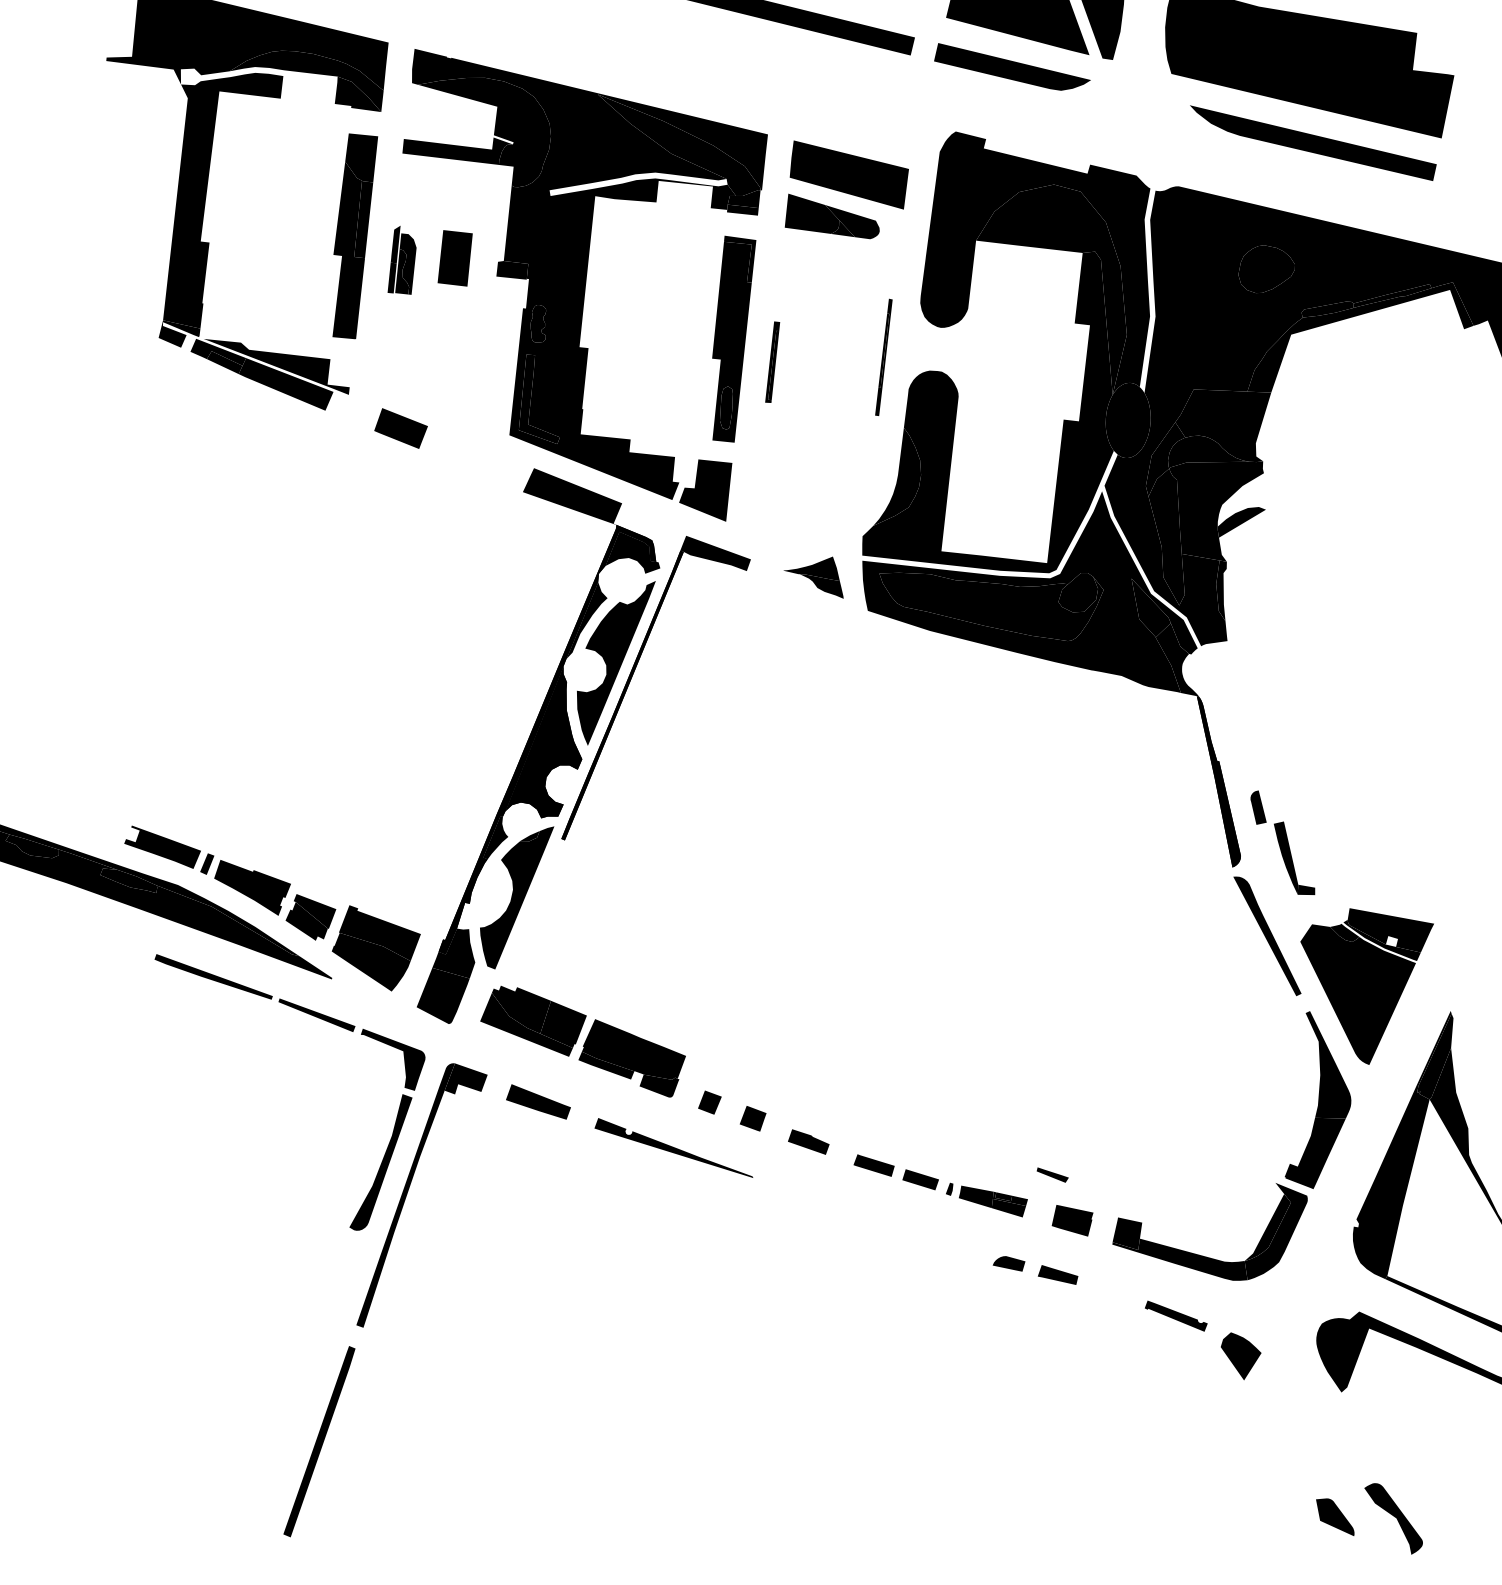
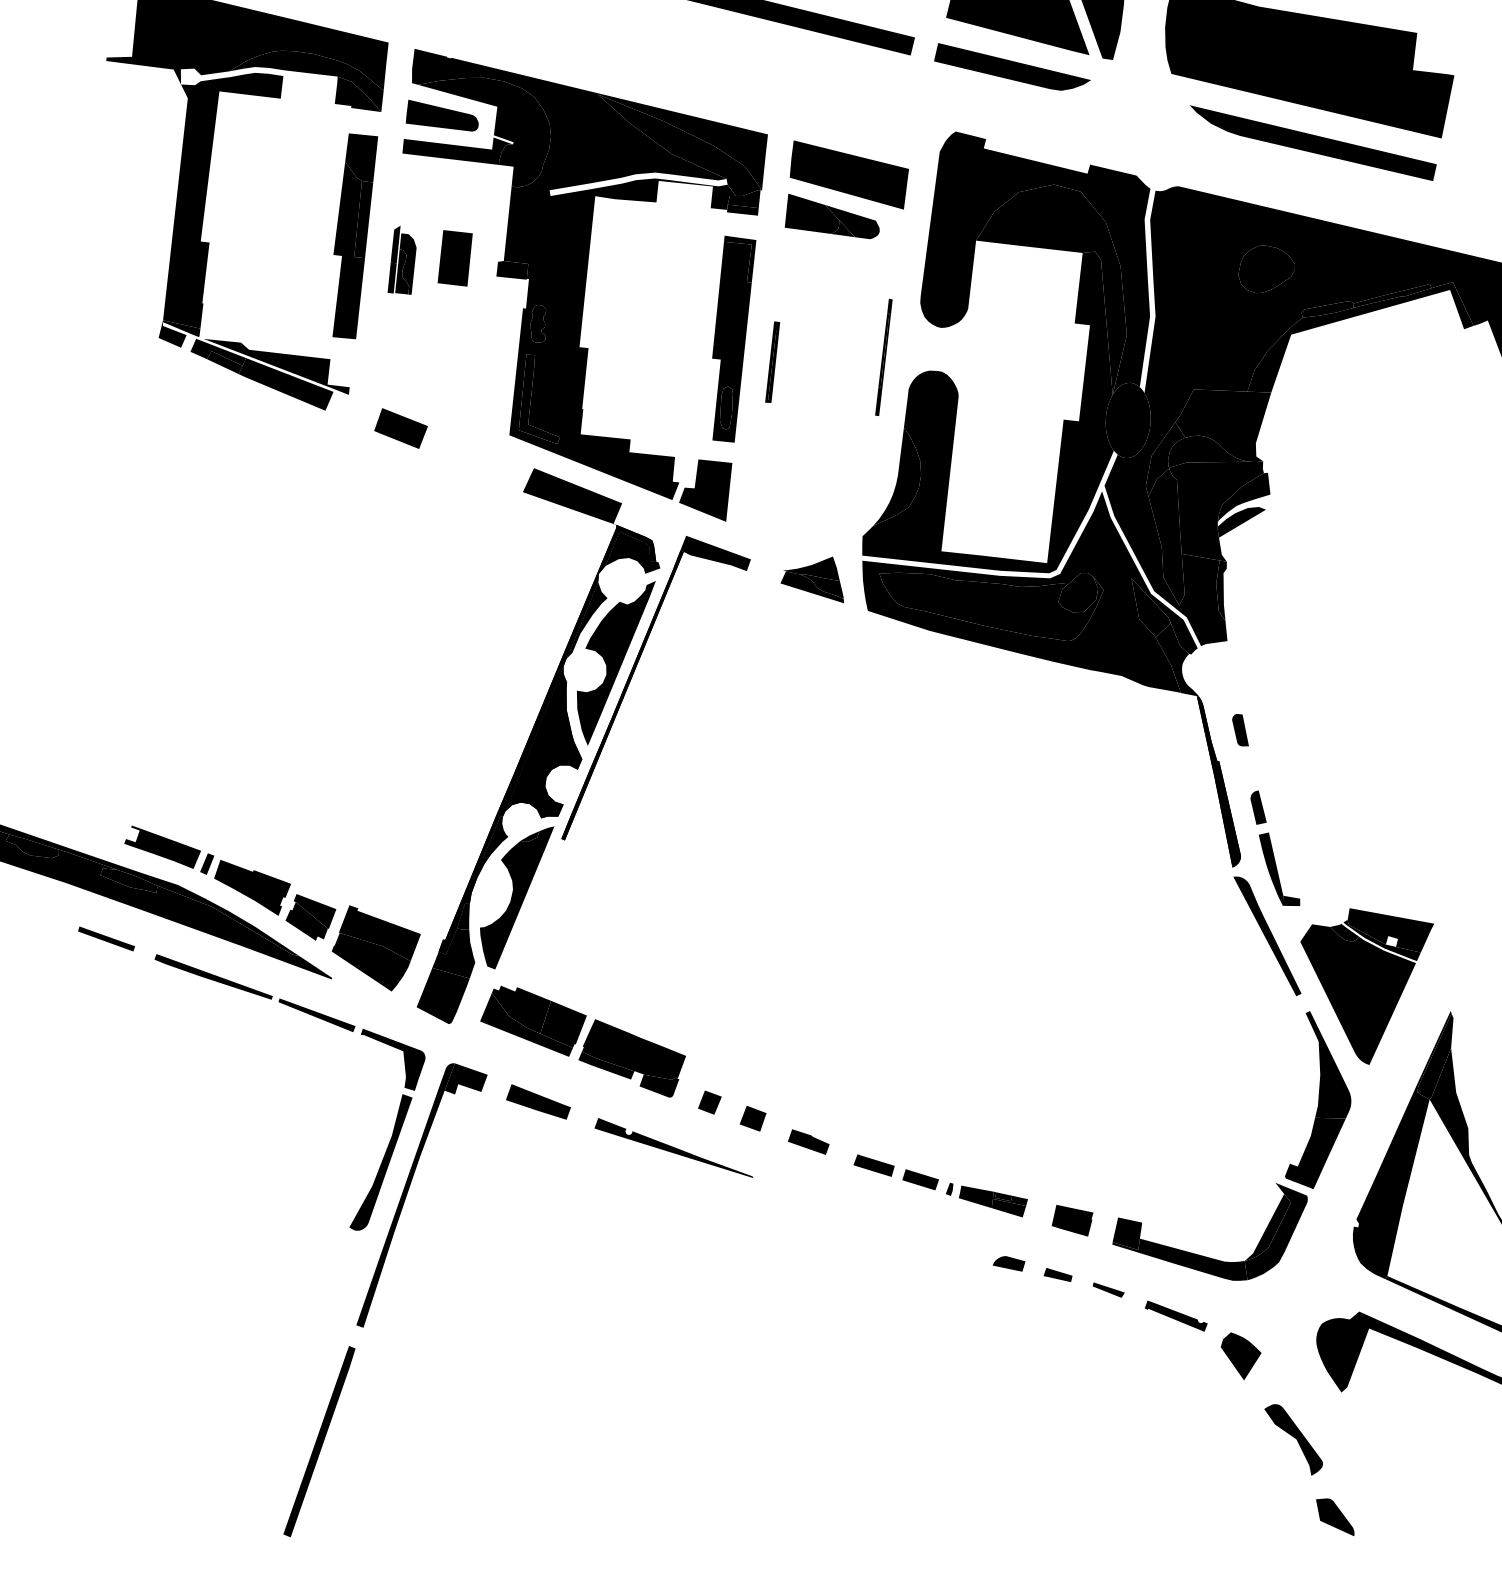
part: none -> present (441, 115)
fill: none -> present (1243, 496)
fill: none -> present (812, 587)
part: none -> present (1240, 730)
part position: (1294, 858) -> (1279, 869) (1279, 869)
fill: none -> present (463, 915)
fill: none -> present (106, 938)
part position: (1052, 1174) -> (1108, 1289) (1108, 1289)
part size: 42x20 px -> 30x14 px (1057, 1274)
part position: (1393, 1518) -> (1293, 1439) (1293, 1439)
